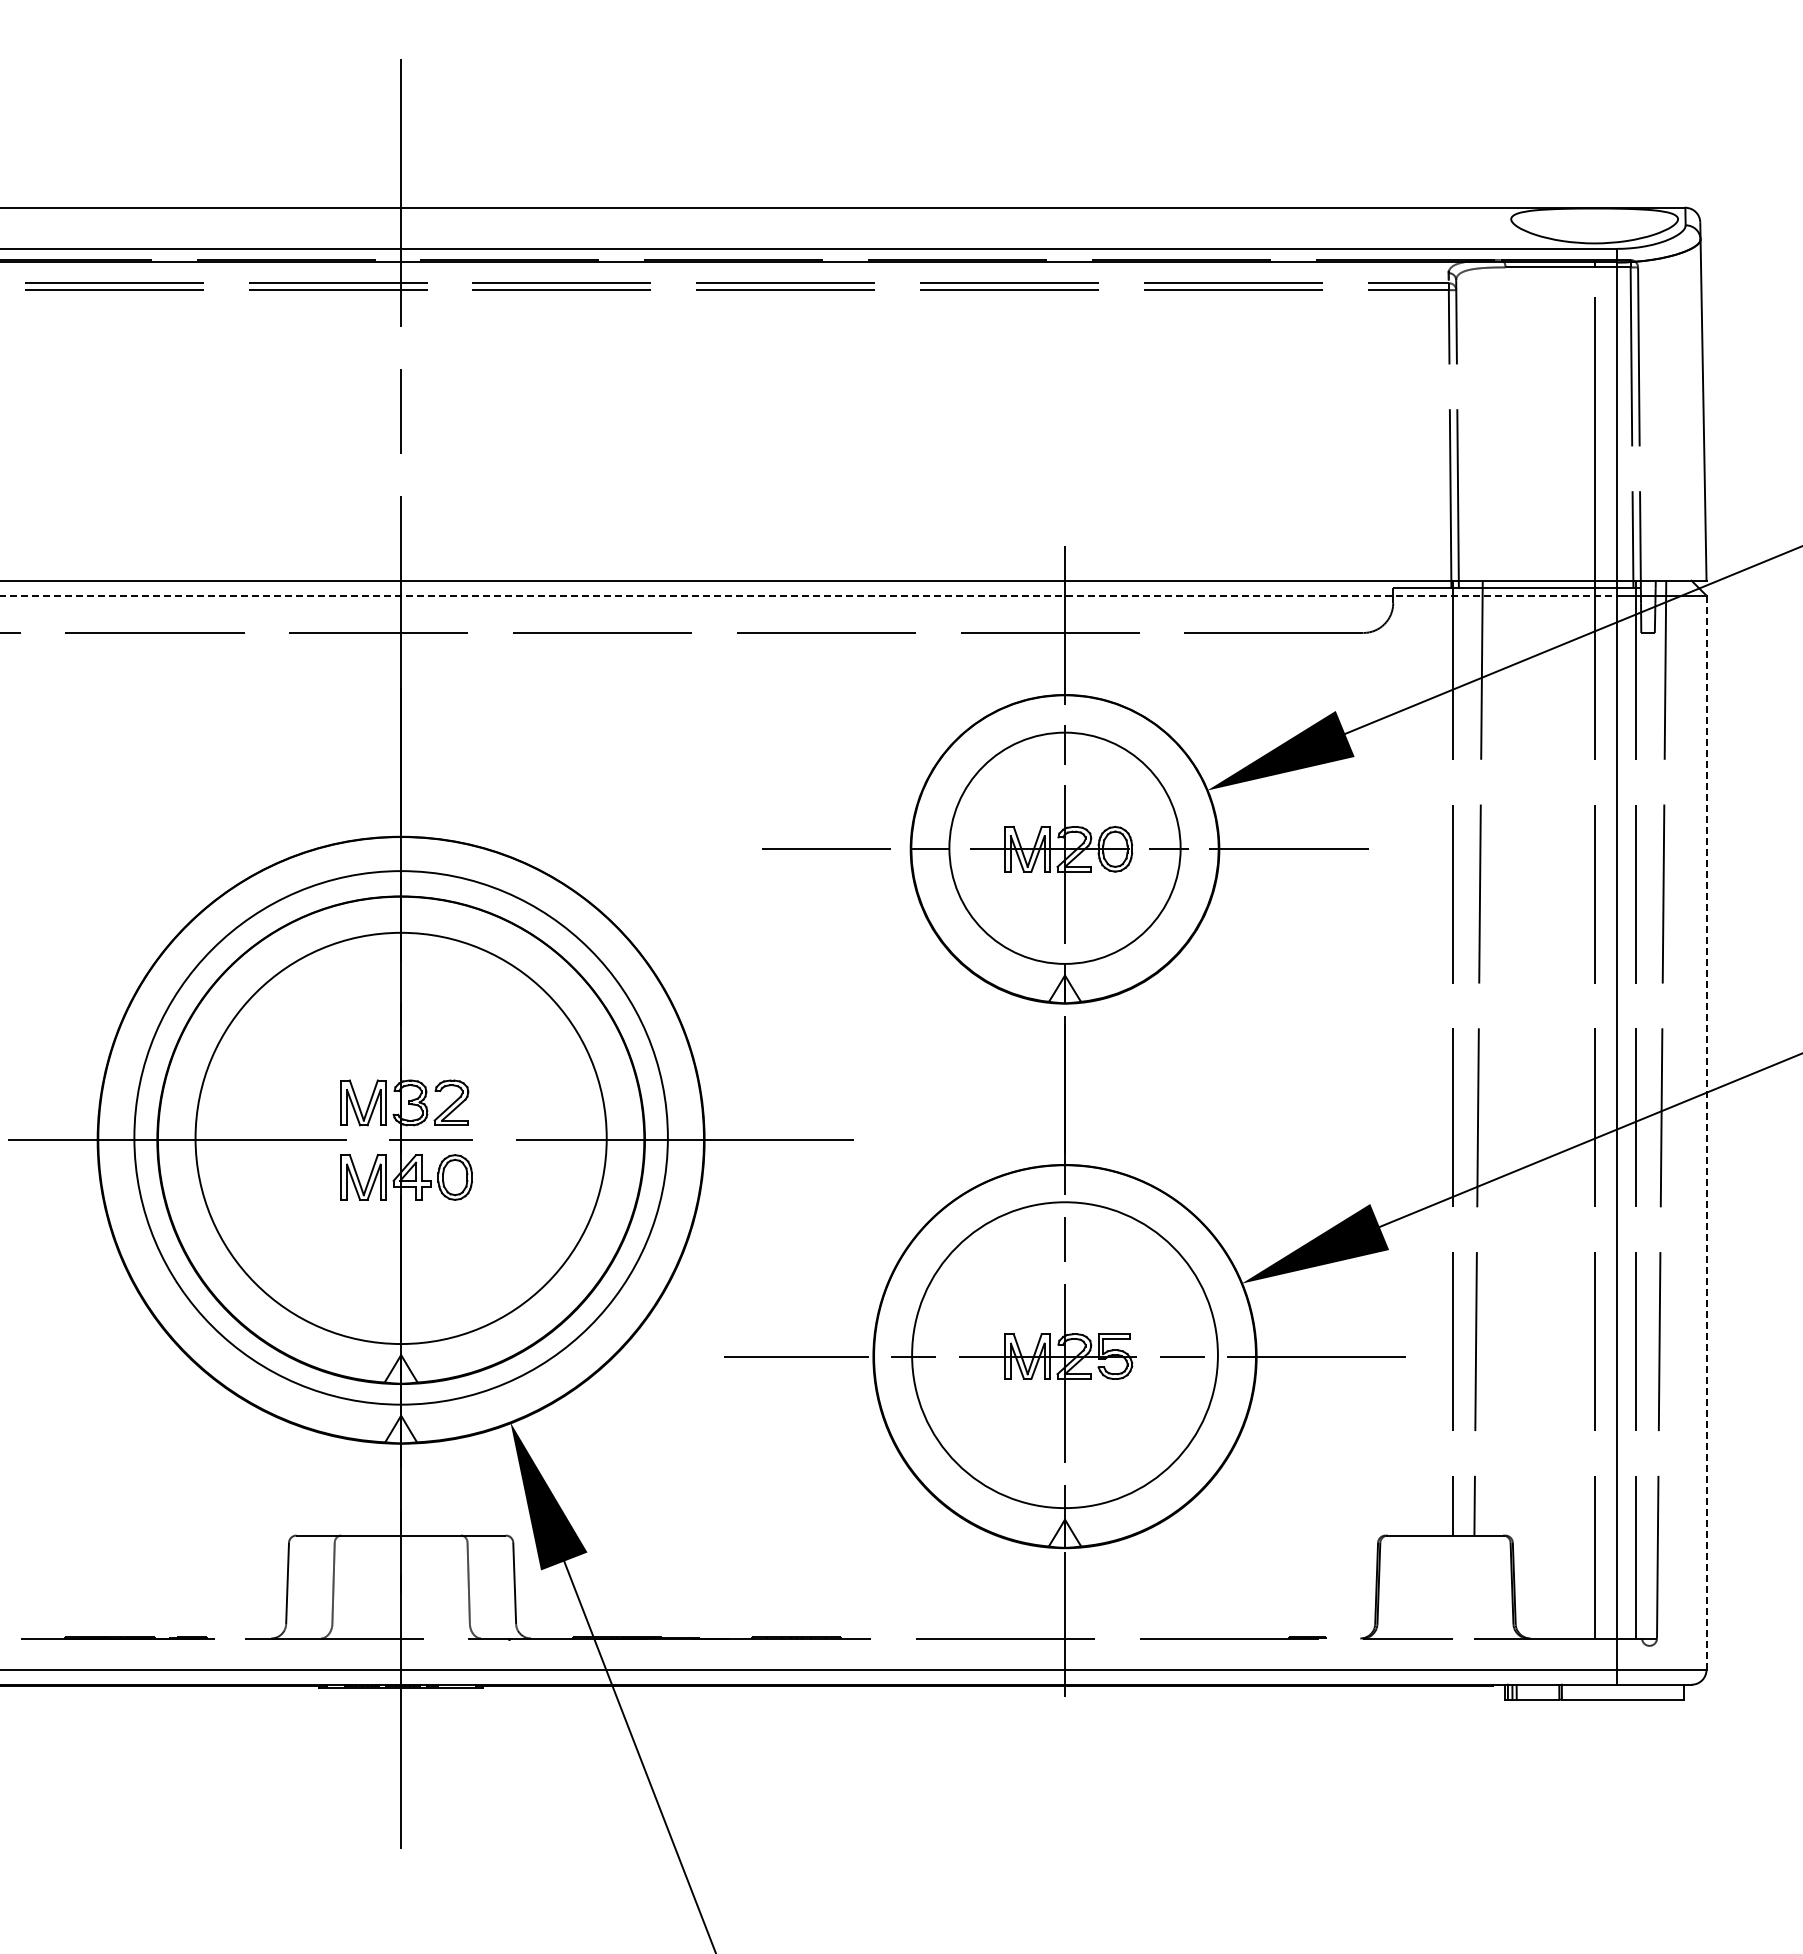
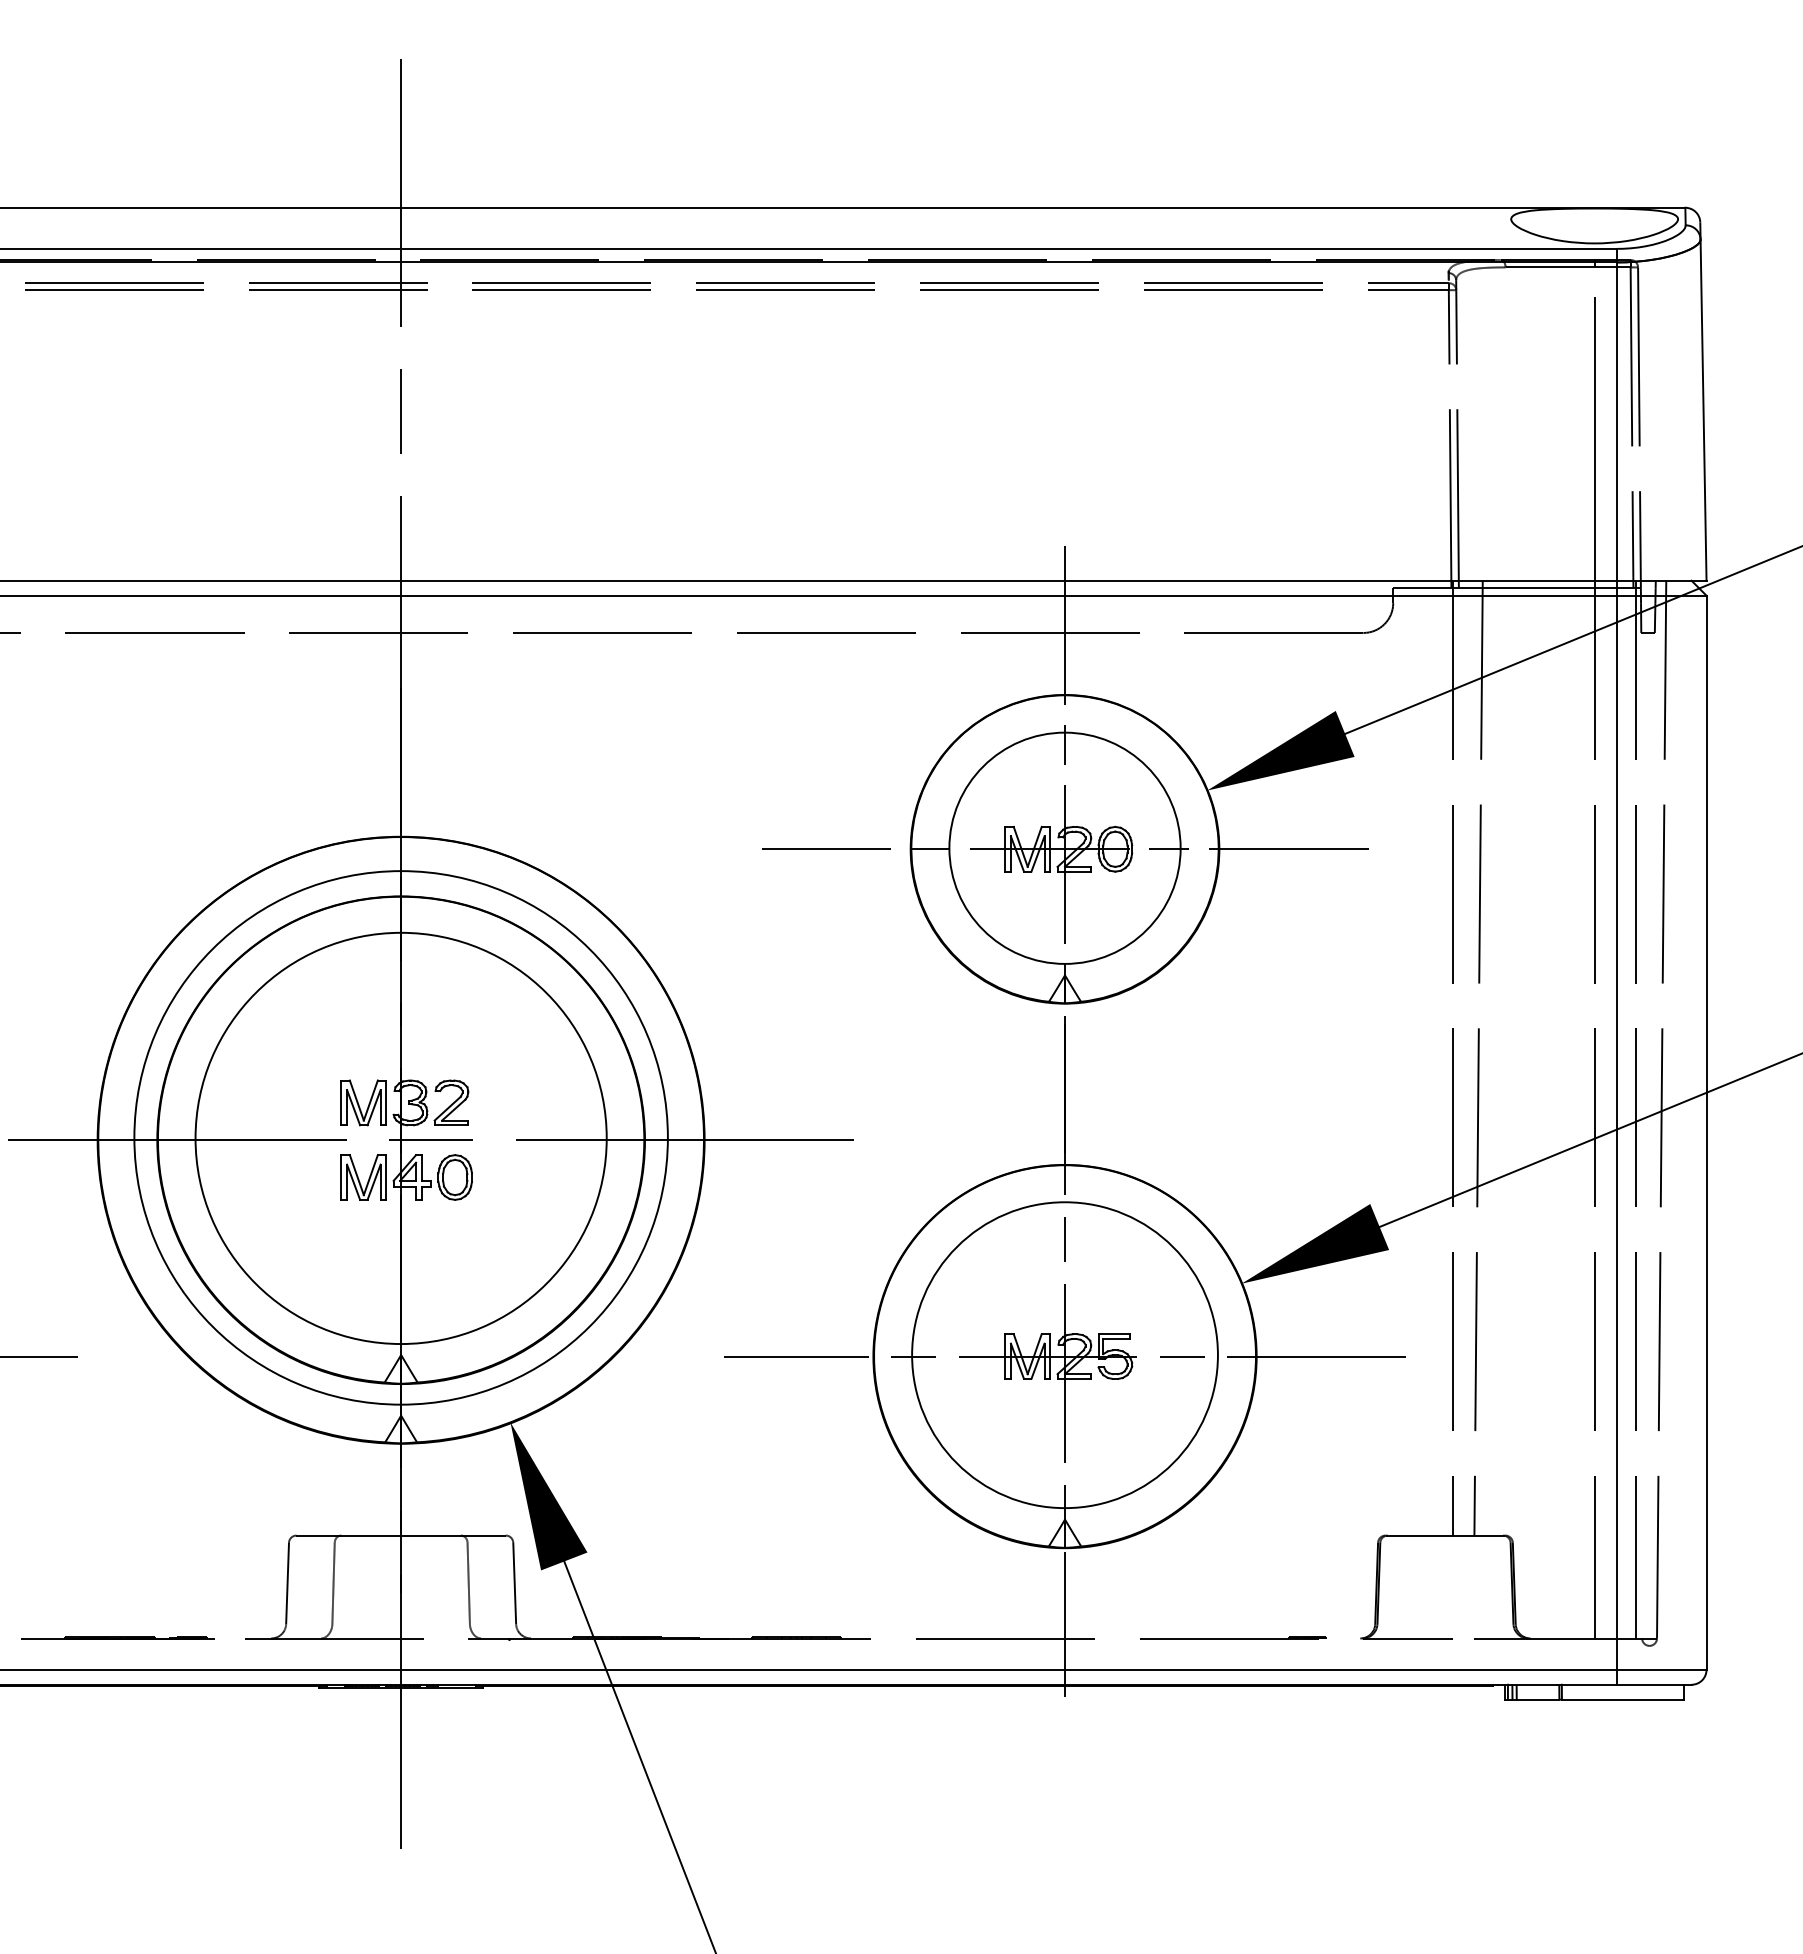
line: dashed -> solid (809, 595)
line: dashed -> solid (1706, 1133)
line: none -> present (40, 1356)
